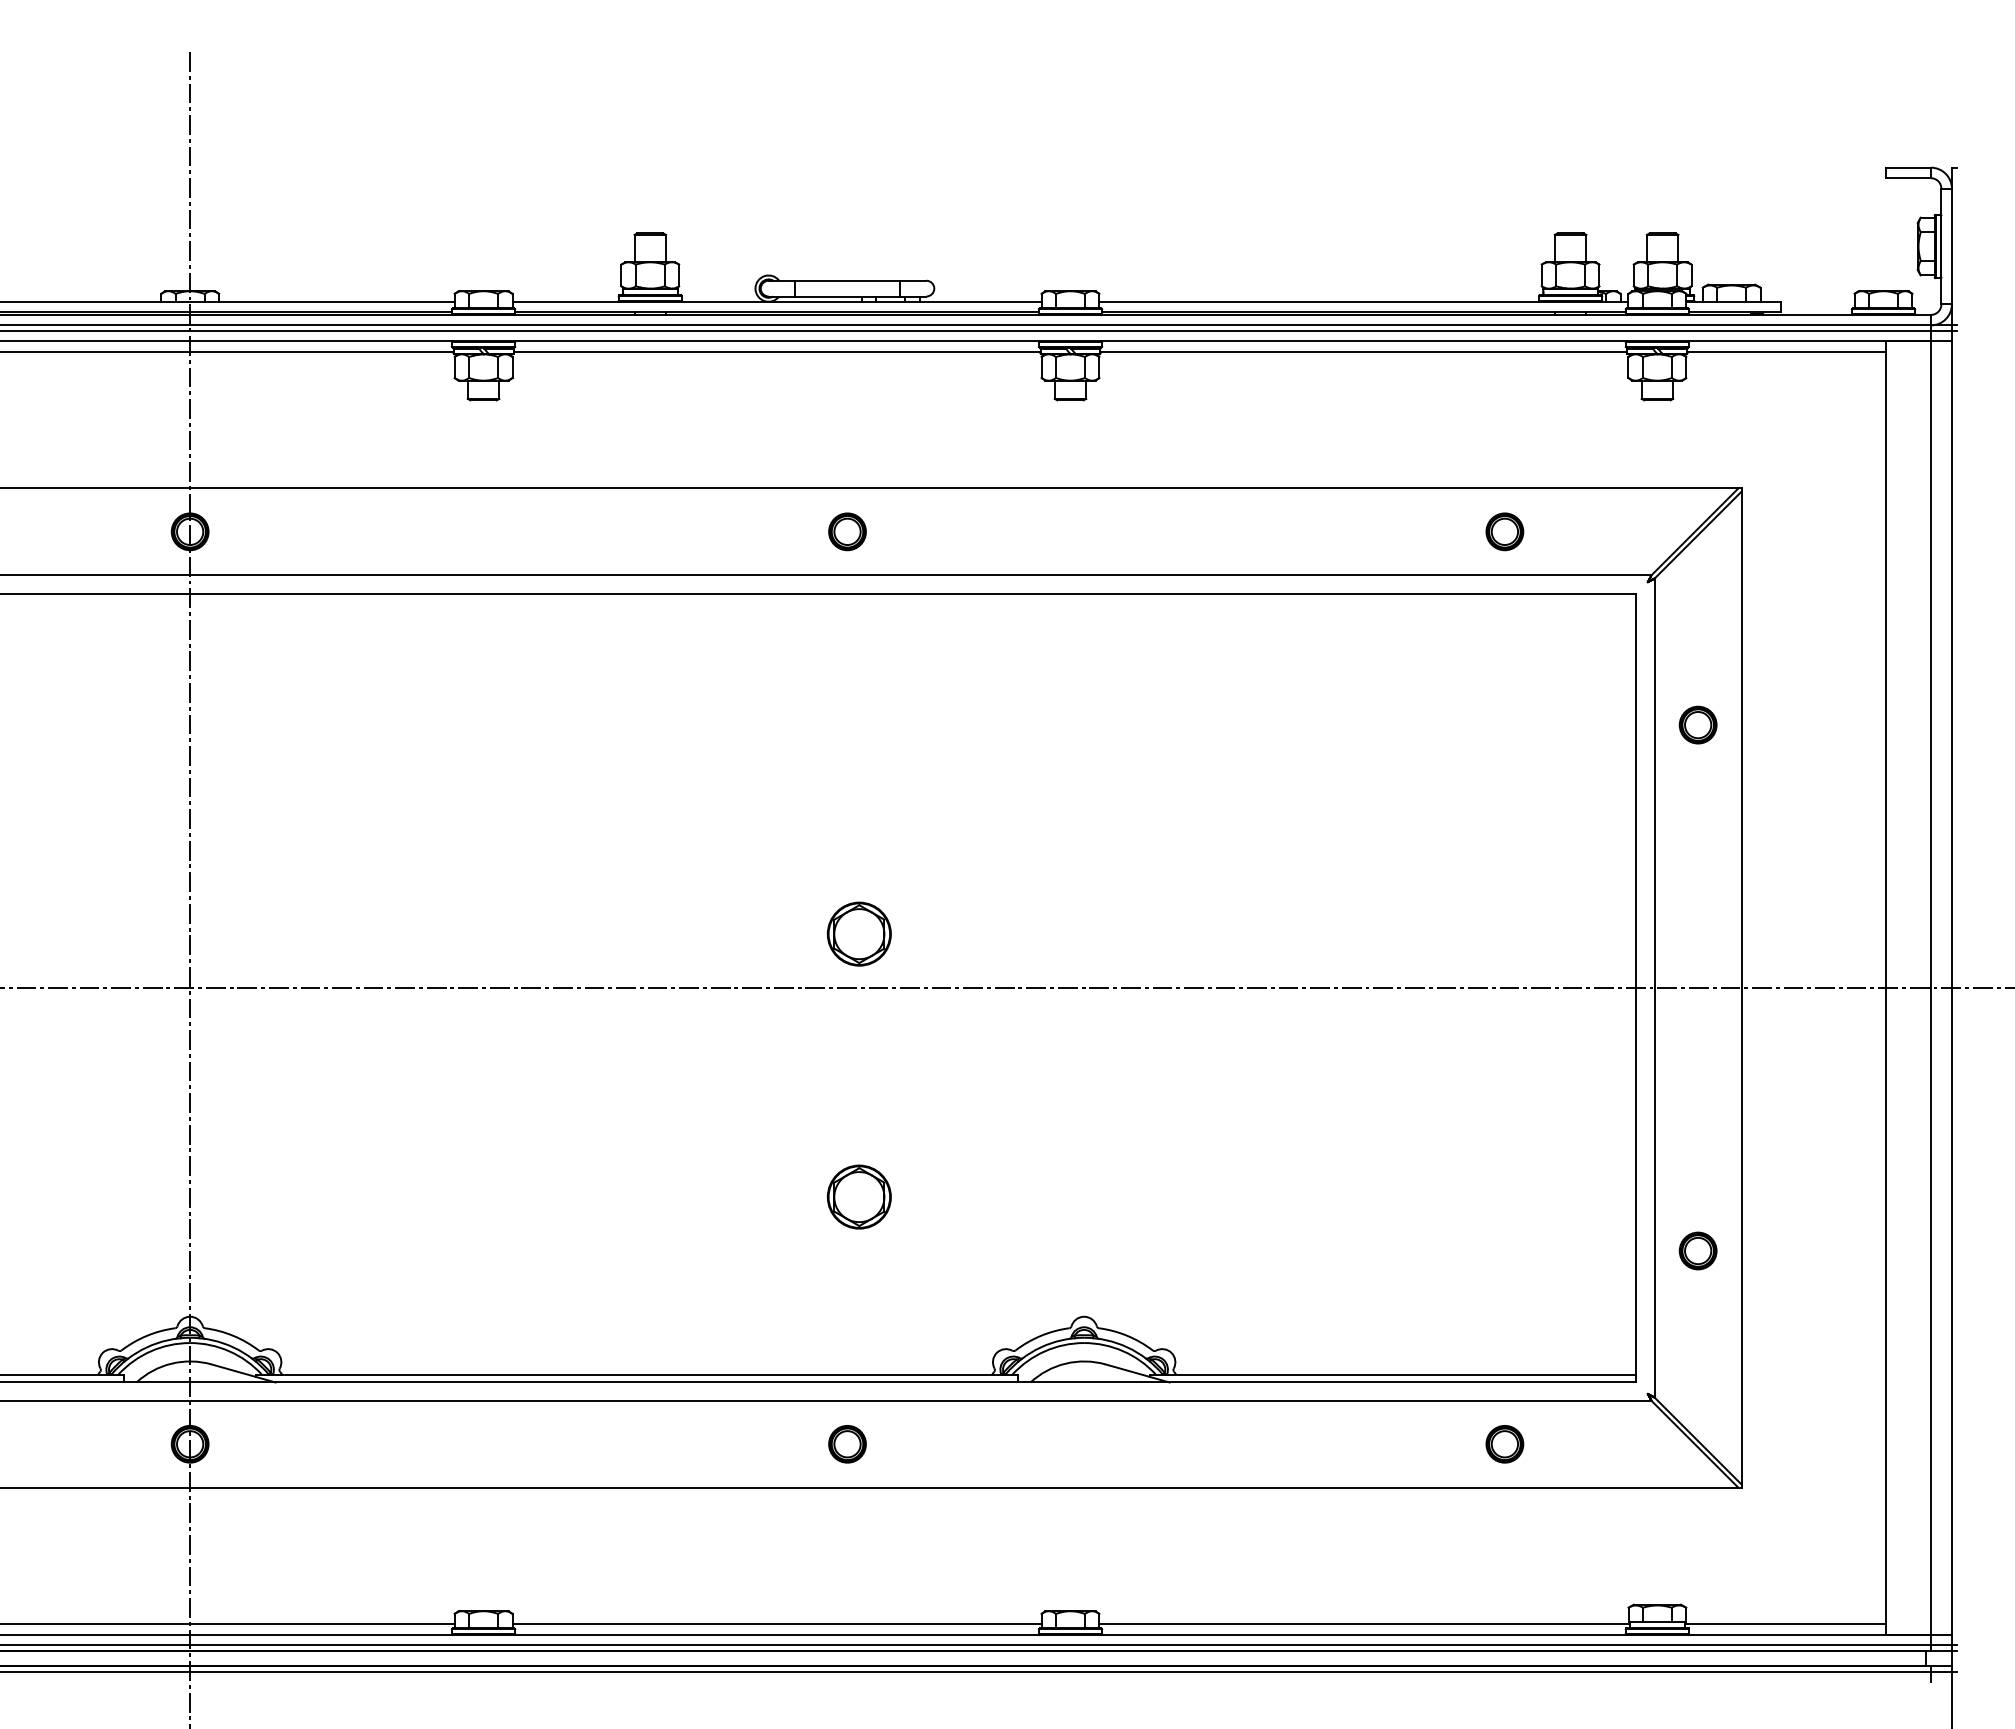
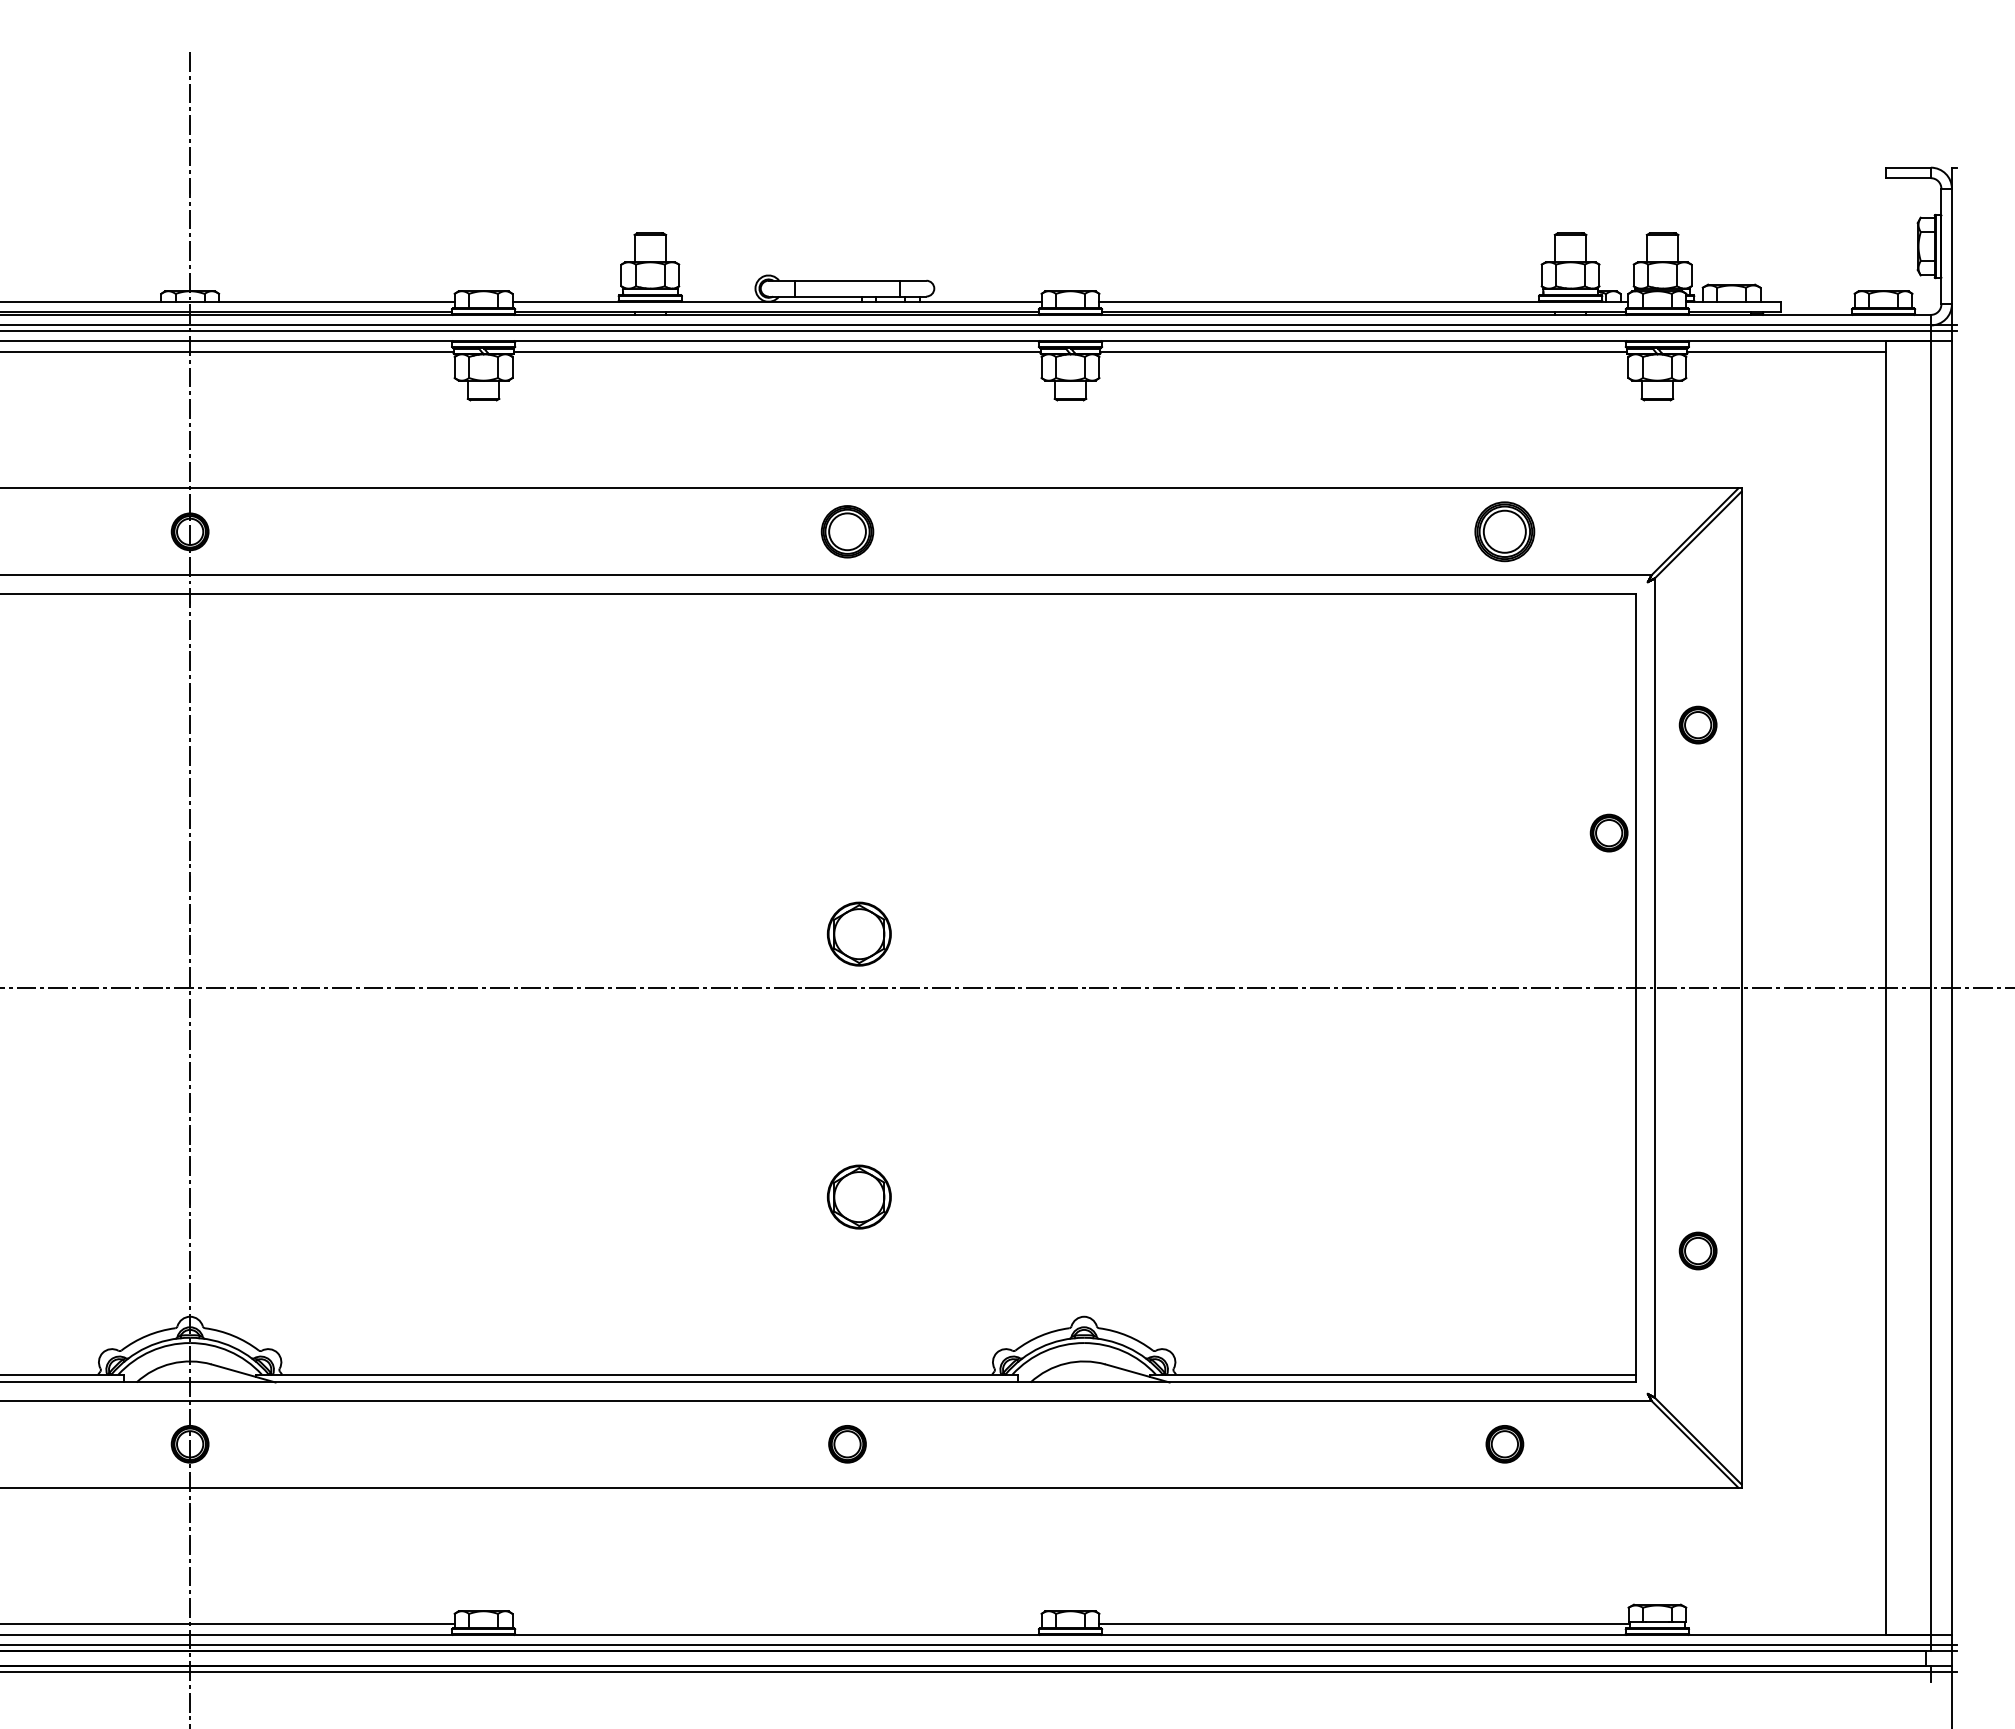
part size: 39x40 px -> 55x54 px (847, 531)
part size: 40x40 px -> 62x62 px (1504, 531)
part: none -> present (1608, 832)
line: present -> none (776, 1624)
line: present -> none (1785, 1624)
